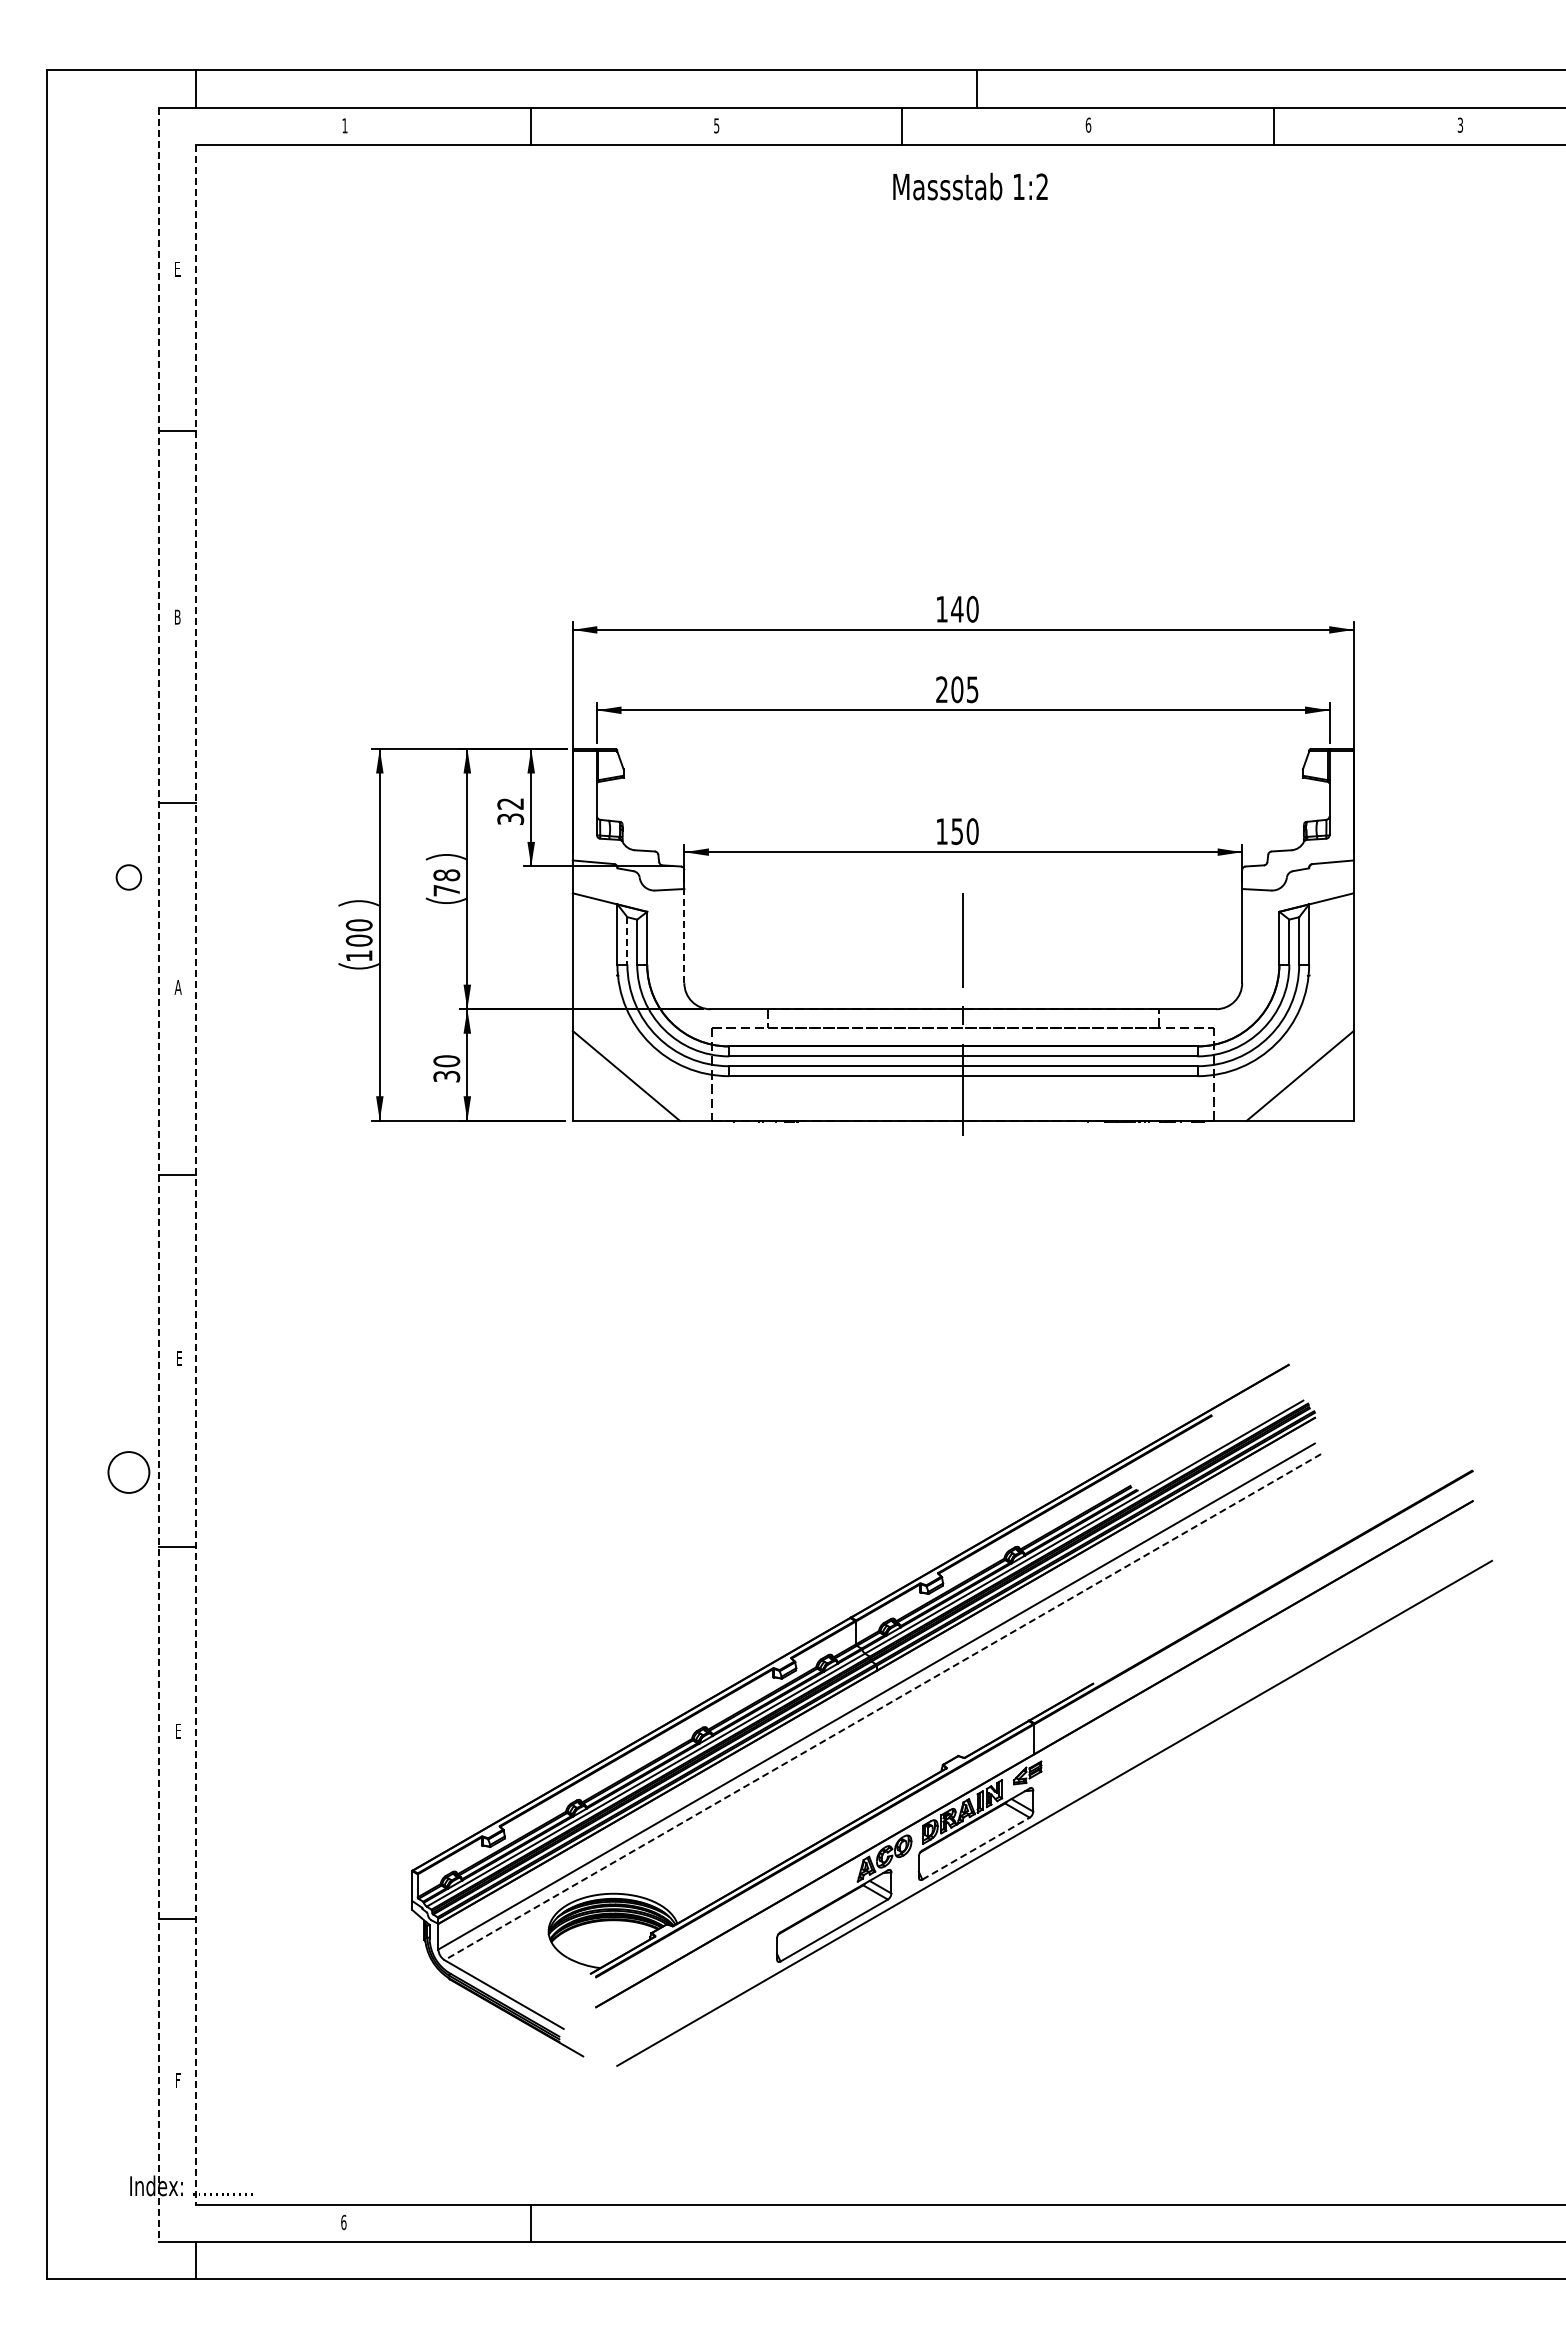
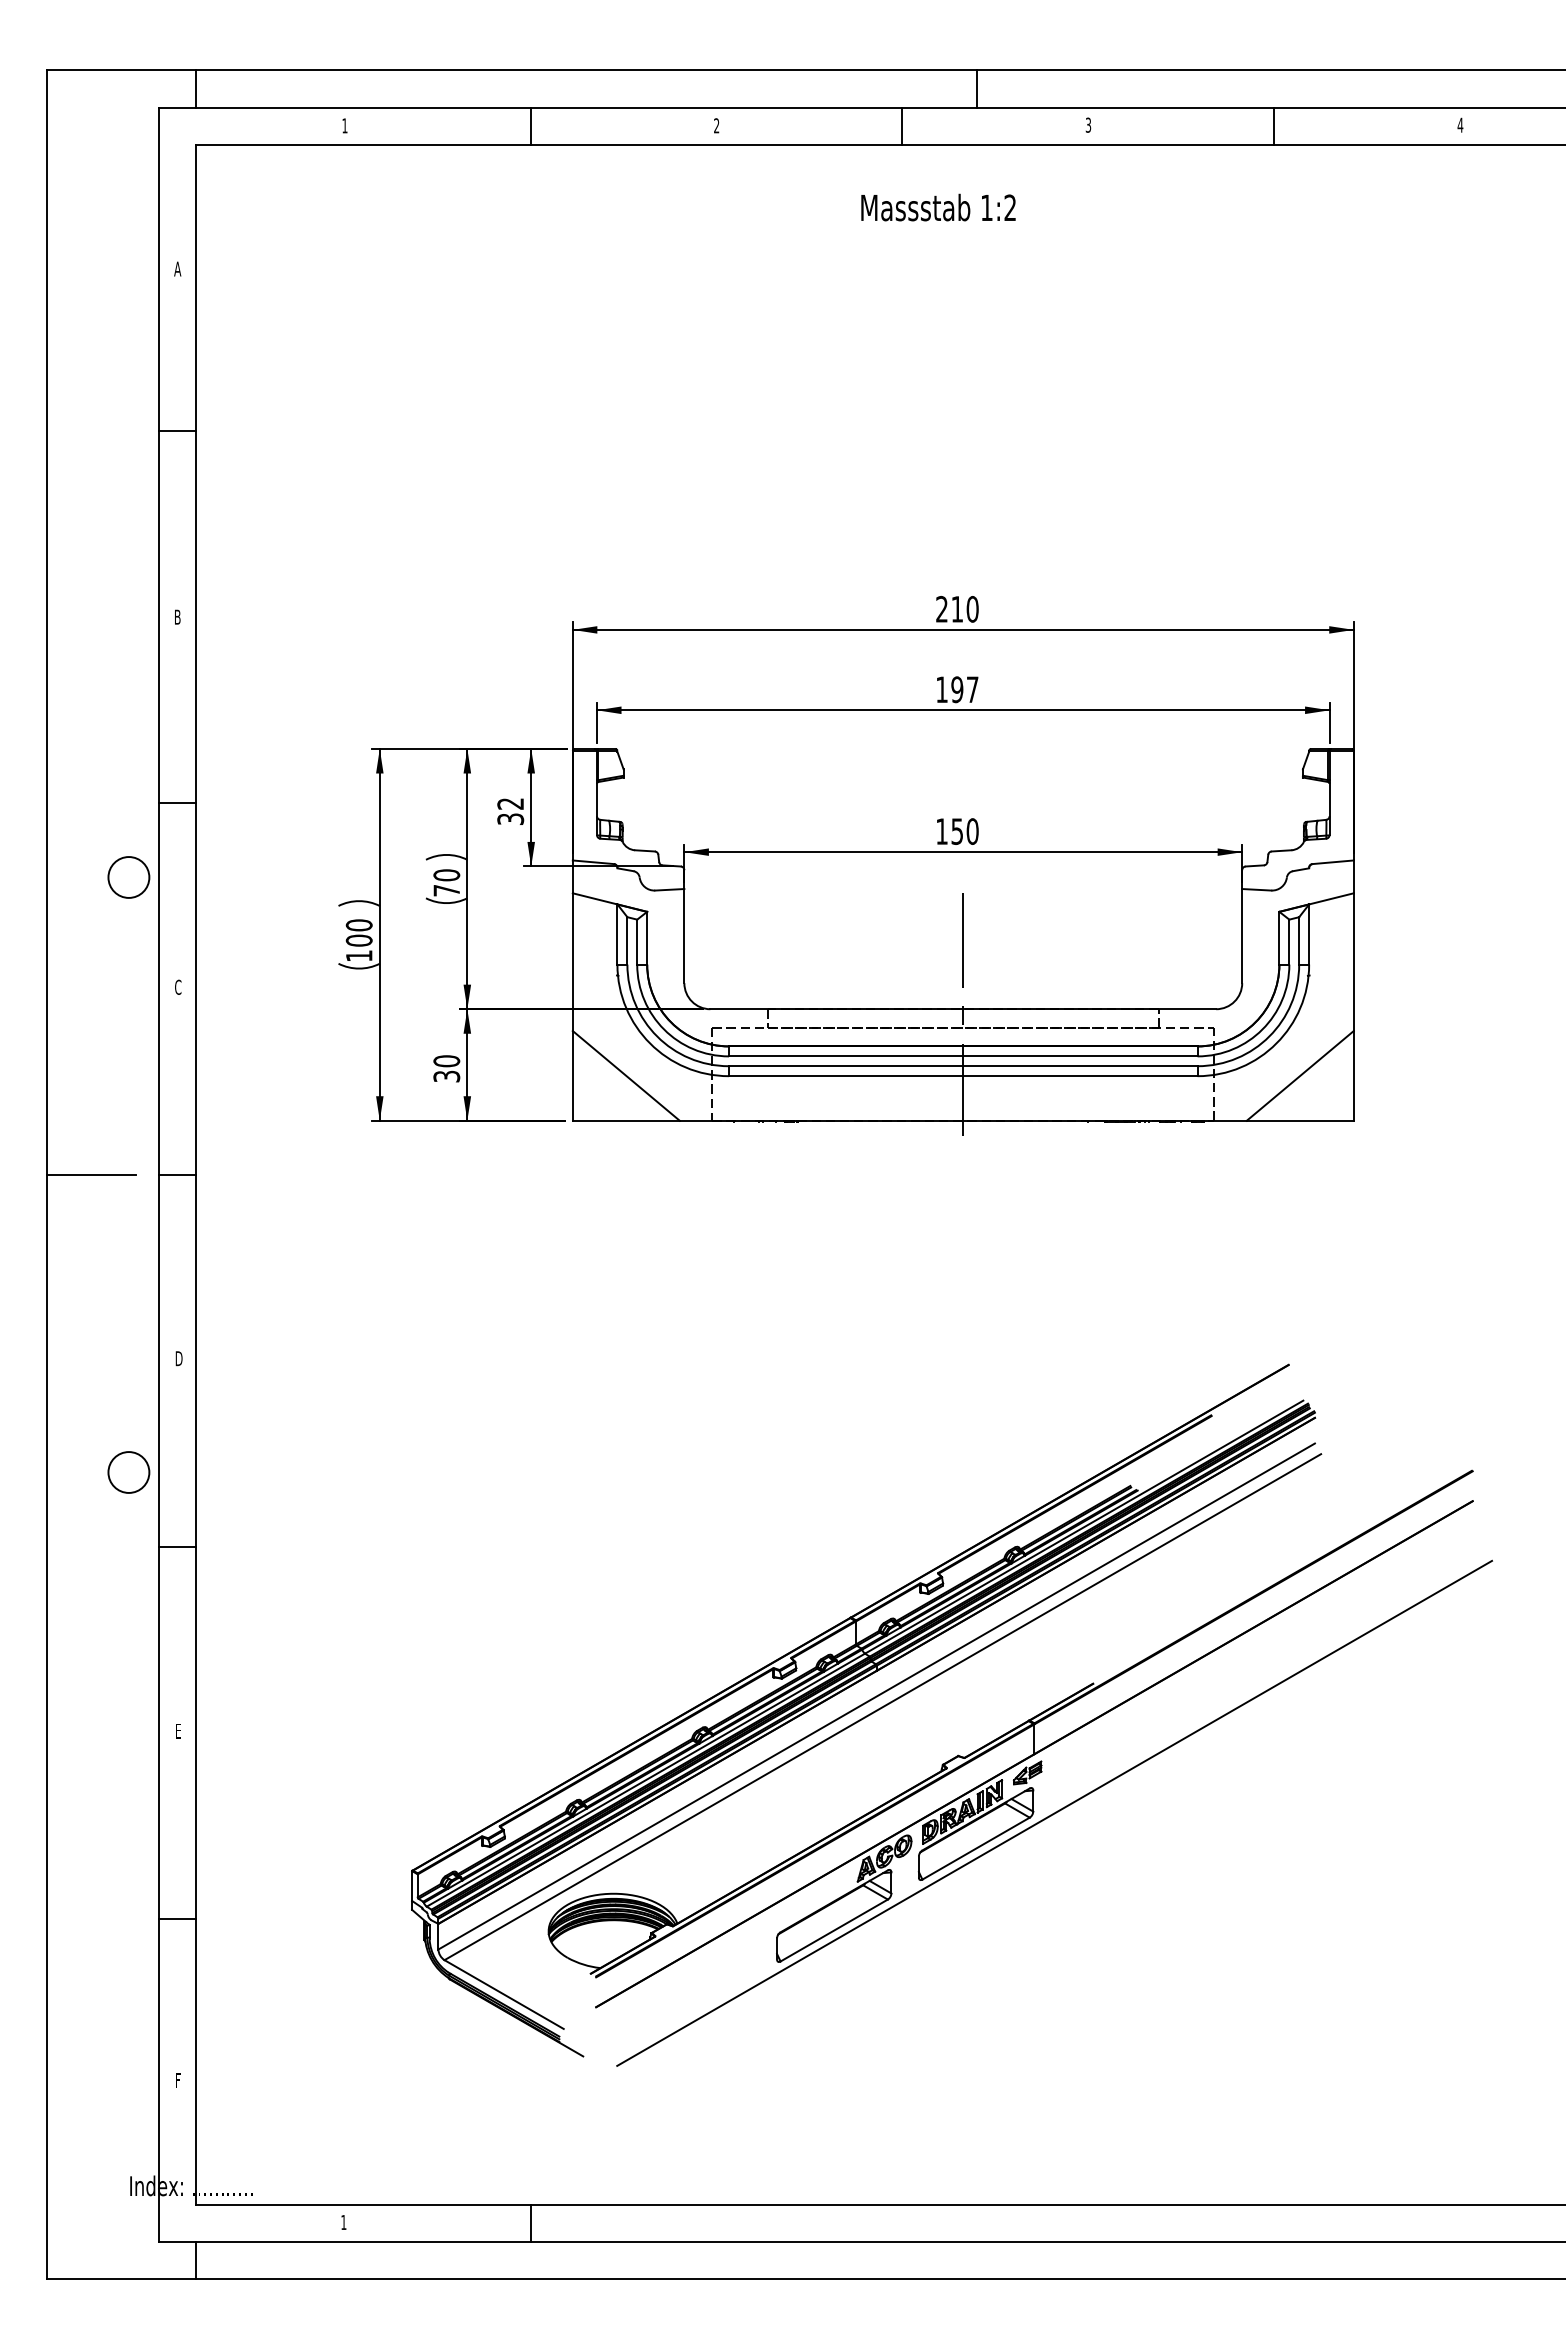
text: 6 -> 3 (1088, 124)
text: 3 -> 4 (1460, 124)
text: 5 -> 2 (716, 125)
text position: (970, 186) -> (938, 207) (938, 207)
text: E -> A (177, 268)
text: 140 -> 210 (949, 608)
text: 205 -> 197 (957, 689)
text: 78 -> 70 (446, 875)
circle diameter: 25 px -> 41 px (128, 877)
line: dashed -> solid (684, 935)
line: dashed -> solid (627, 940)
text: A -> C (177, 986)
line: none -> present (91, 1175)
line: dashed -> solid (158, 1175)
line: dashed -> solid (195, 1175)
text: E -> D (178, 1358)
line: dashed -> solid (882, 1707)
line: dashed -> solid (976, 1848)
text: 6 -> 1 (343, 2222)
